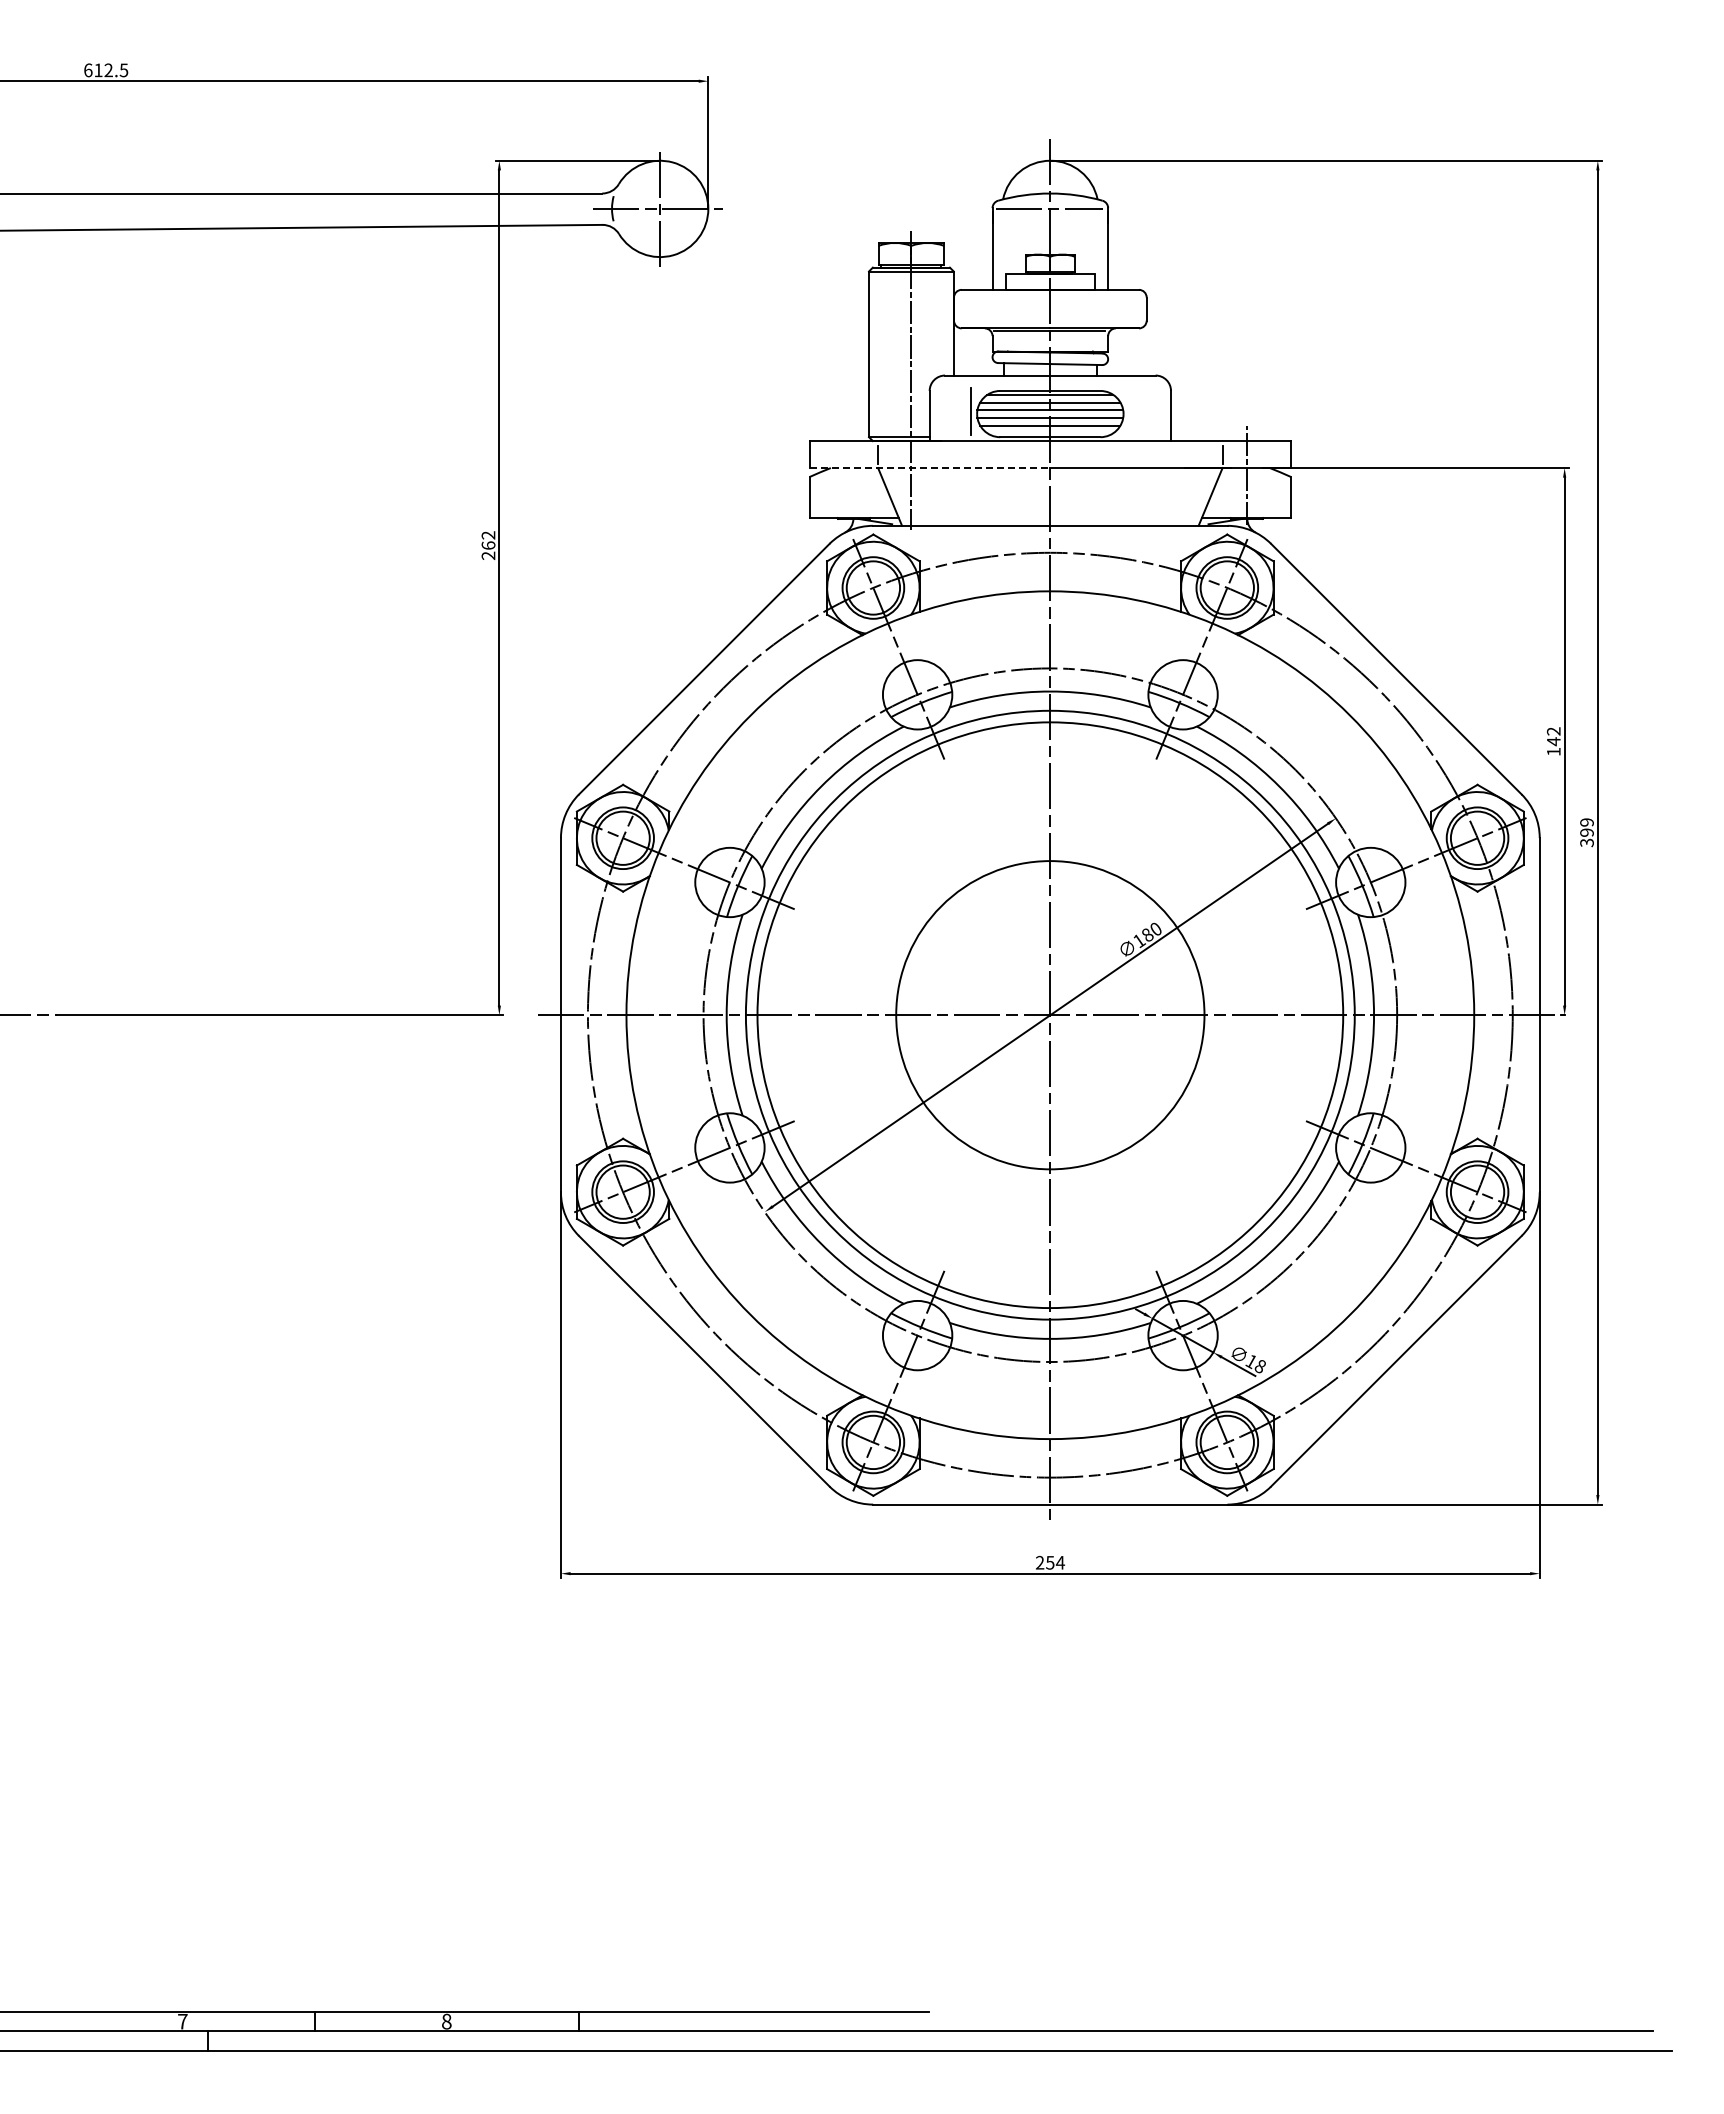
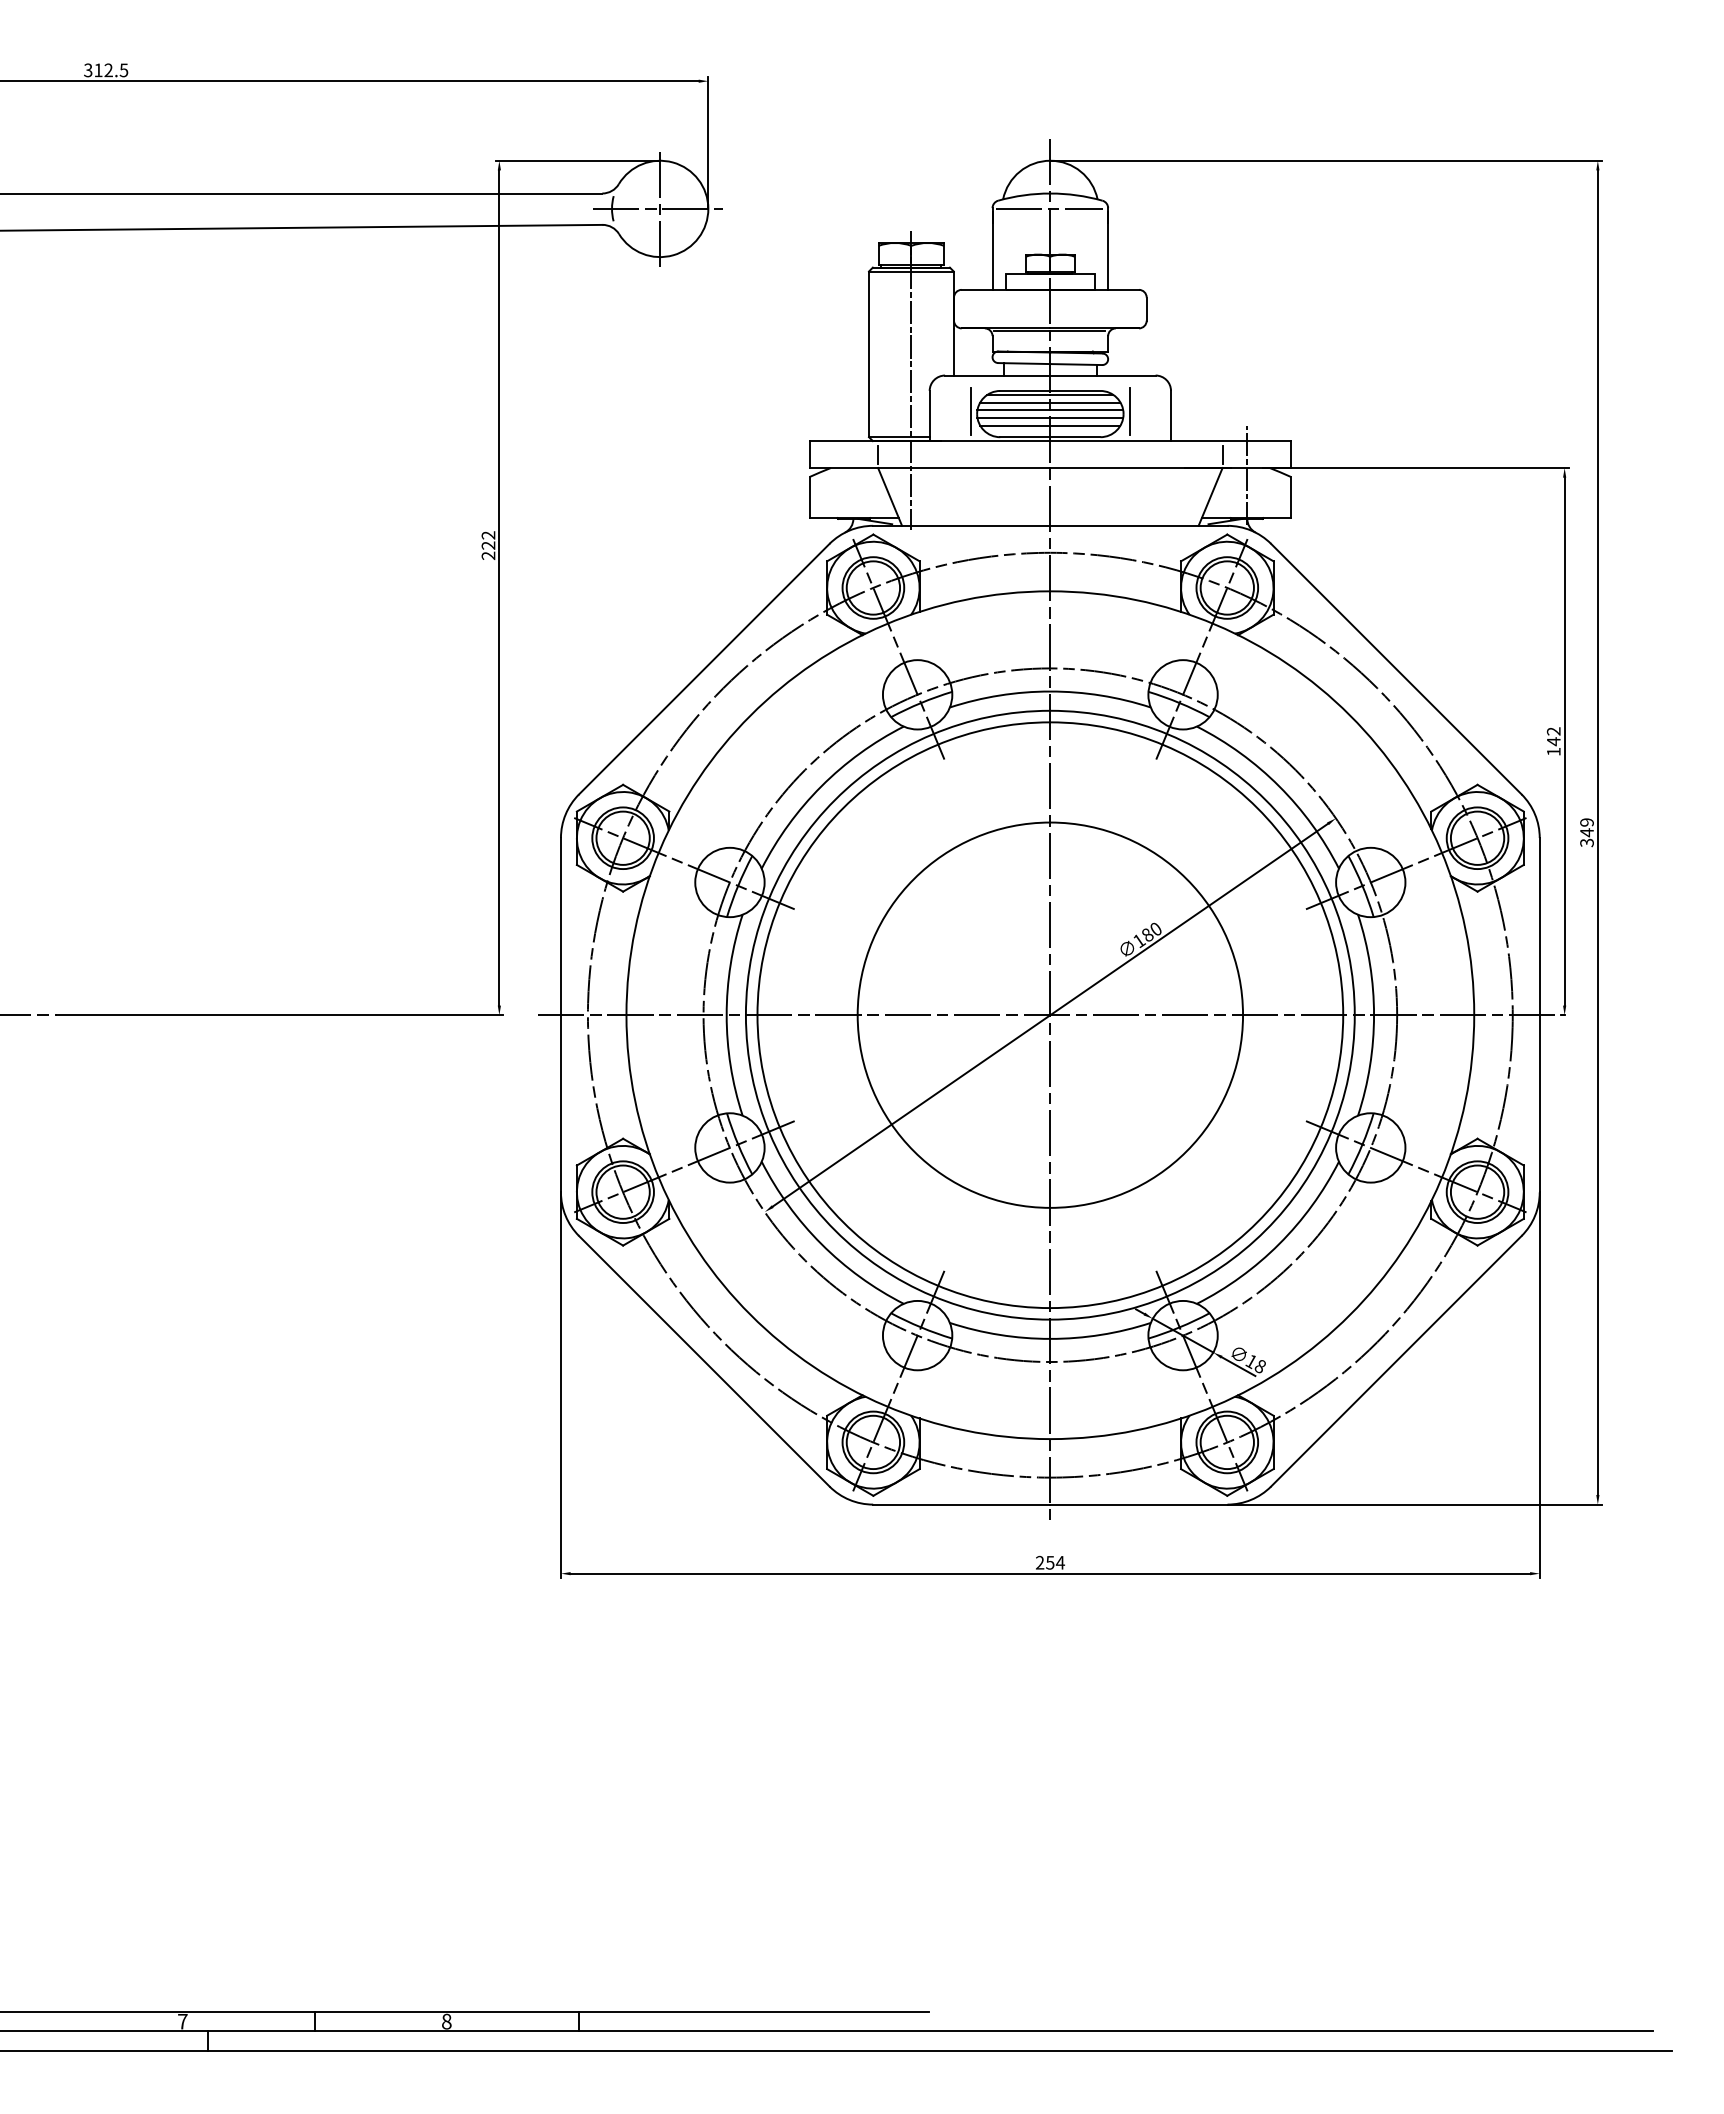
text: 612.5 -> 312.5 (88, 70)
line: none -> present (1129, 411)
line: dashed -> solid (930, 468)
text: 262 -> 222 (488, 545)
text: 399 -> 349 (1586, 832)
circle diameter: 308 px -> 385 px (1050, 1014)
